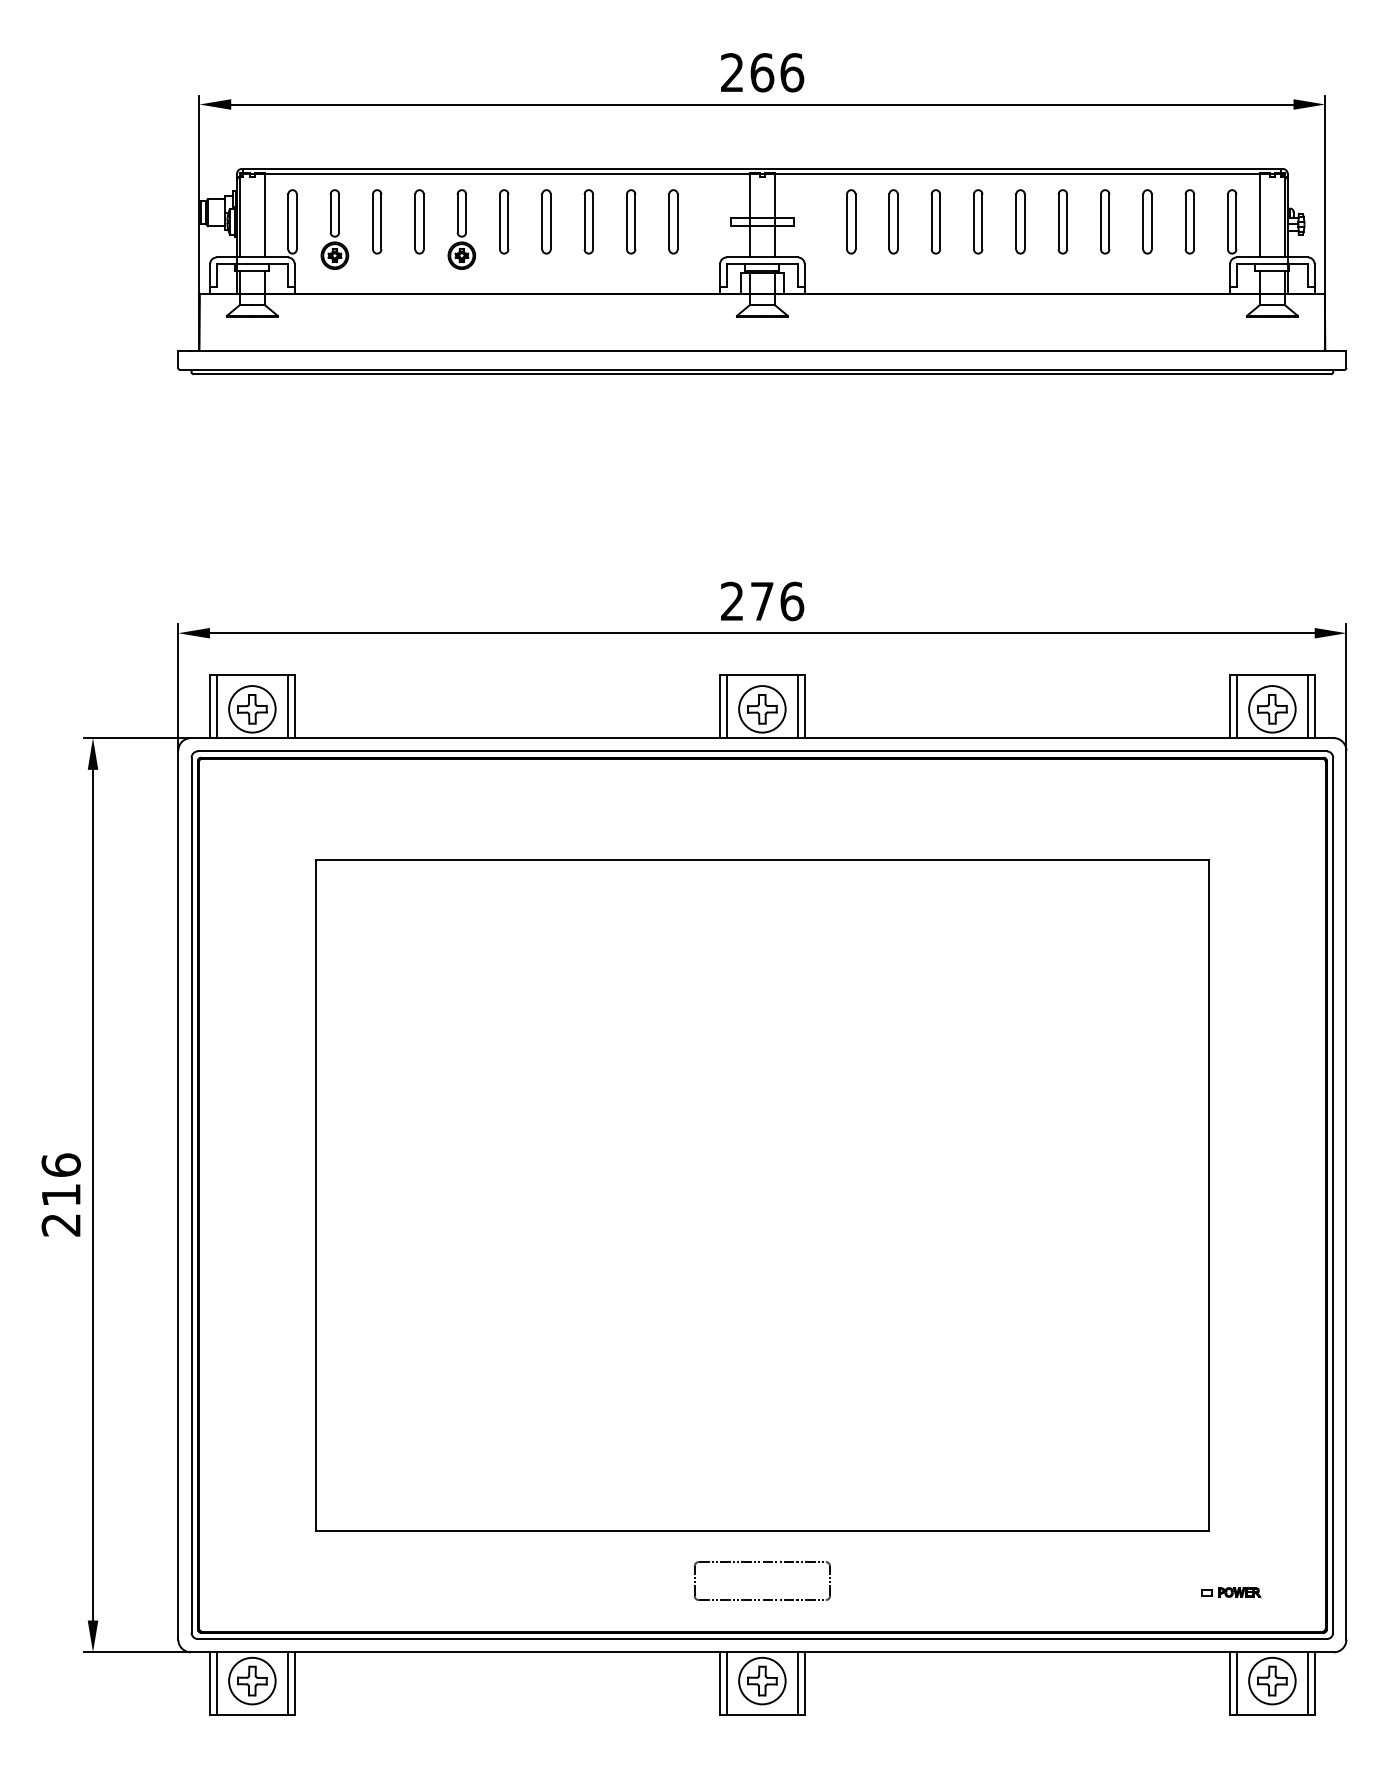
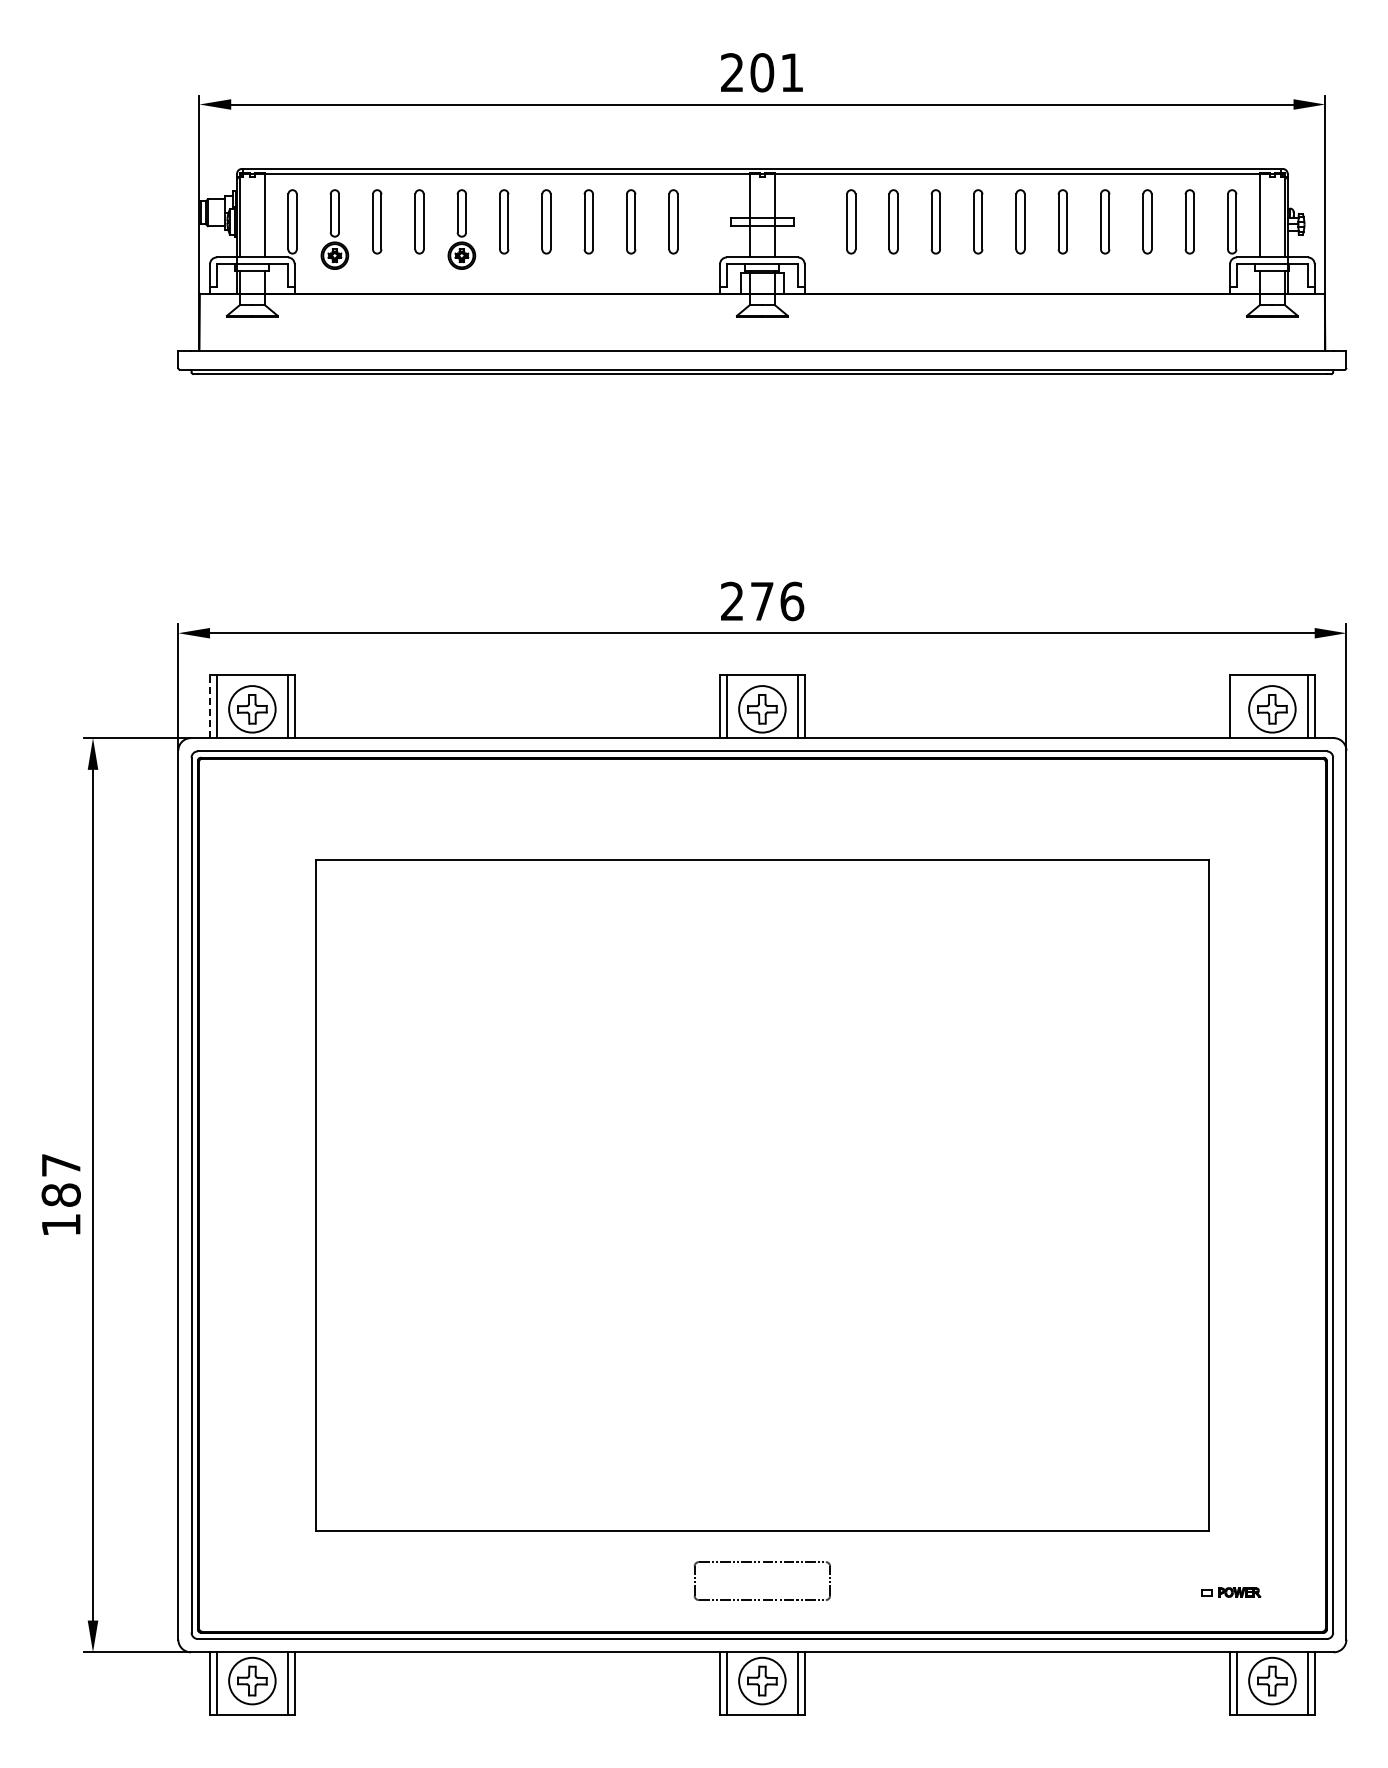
text: 266 -> 201 (777, 72)
line: solid -> dashed (210, 706)
line: present -> none (1236, 706)
text: 216 -> 187 (60, 1194)
